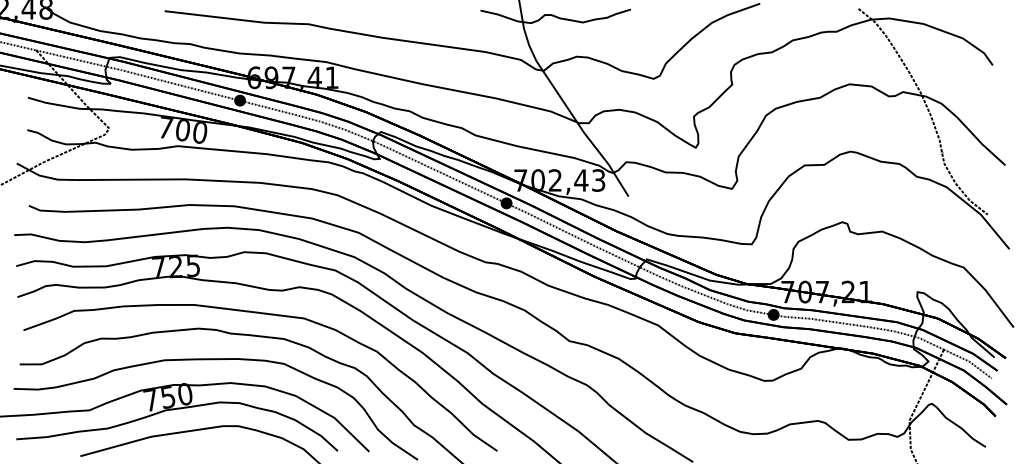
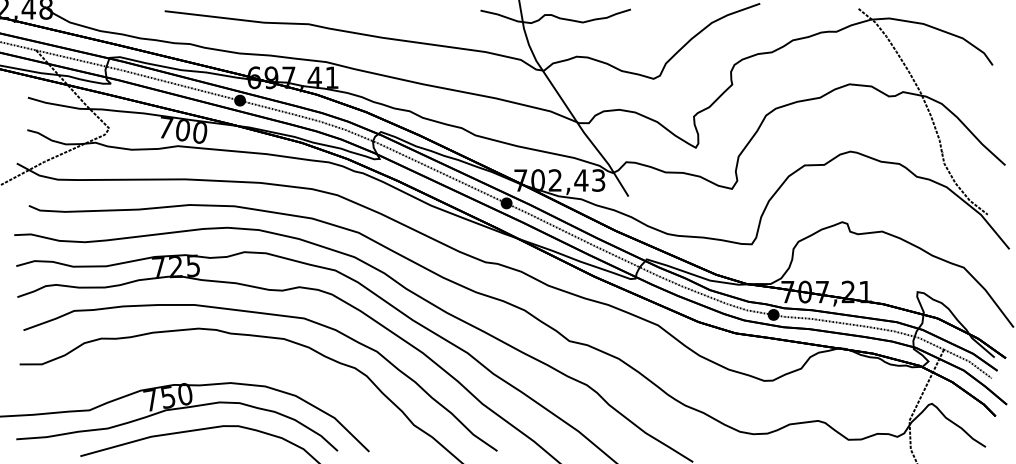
curve: present -> none (215, 360)
